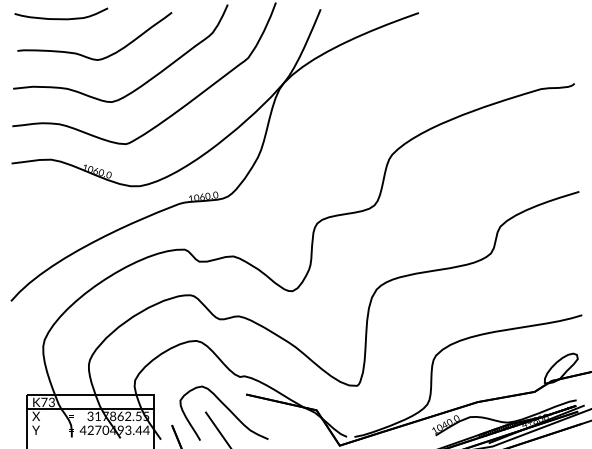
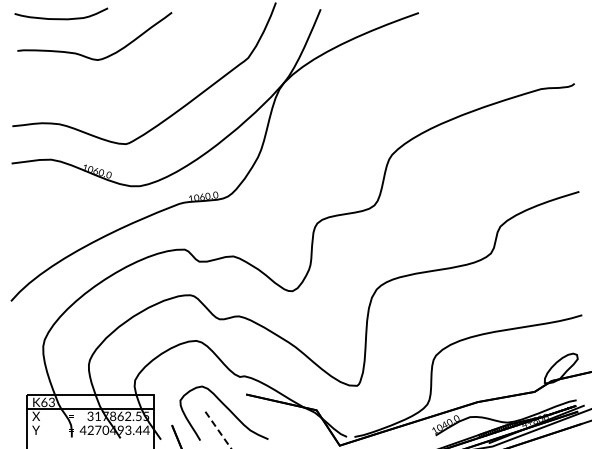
curve: present -> none (144, 82)
text: K73 -> K63 (44, 402)
line: solid -> dashed (218, 430)
